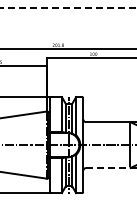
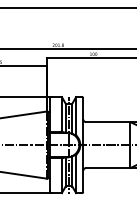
line: dashed -> solid (68, 8)
line: dashed -> solid (107, 168)
